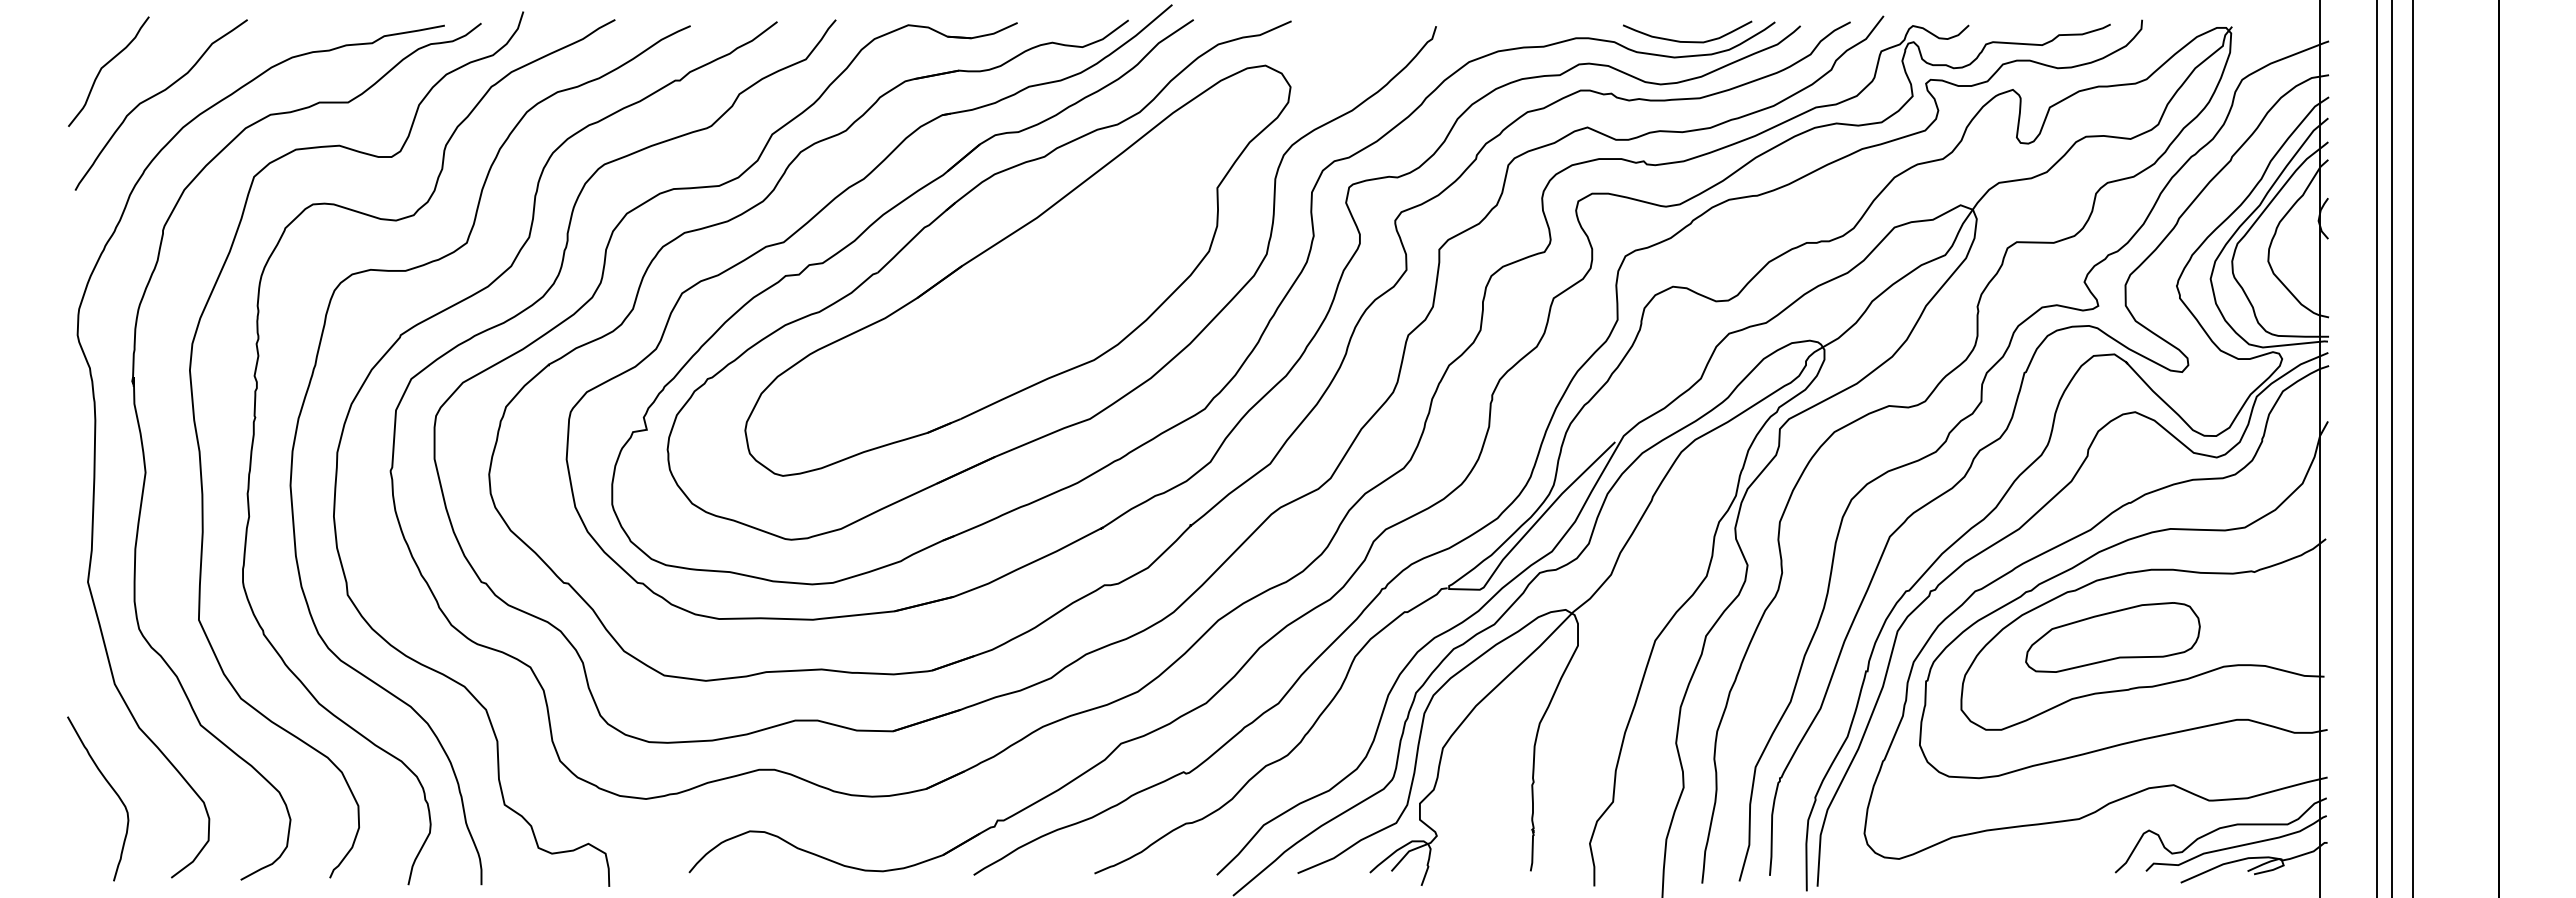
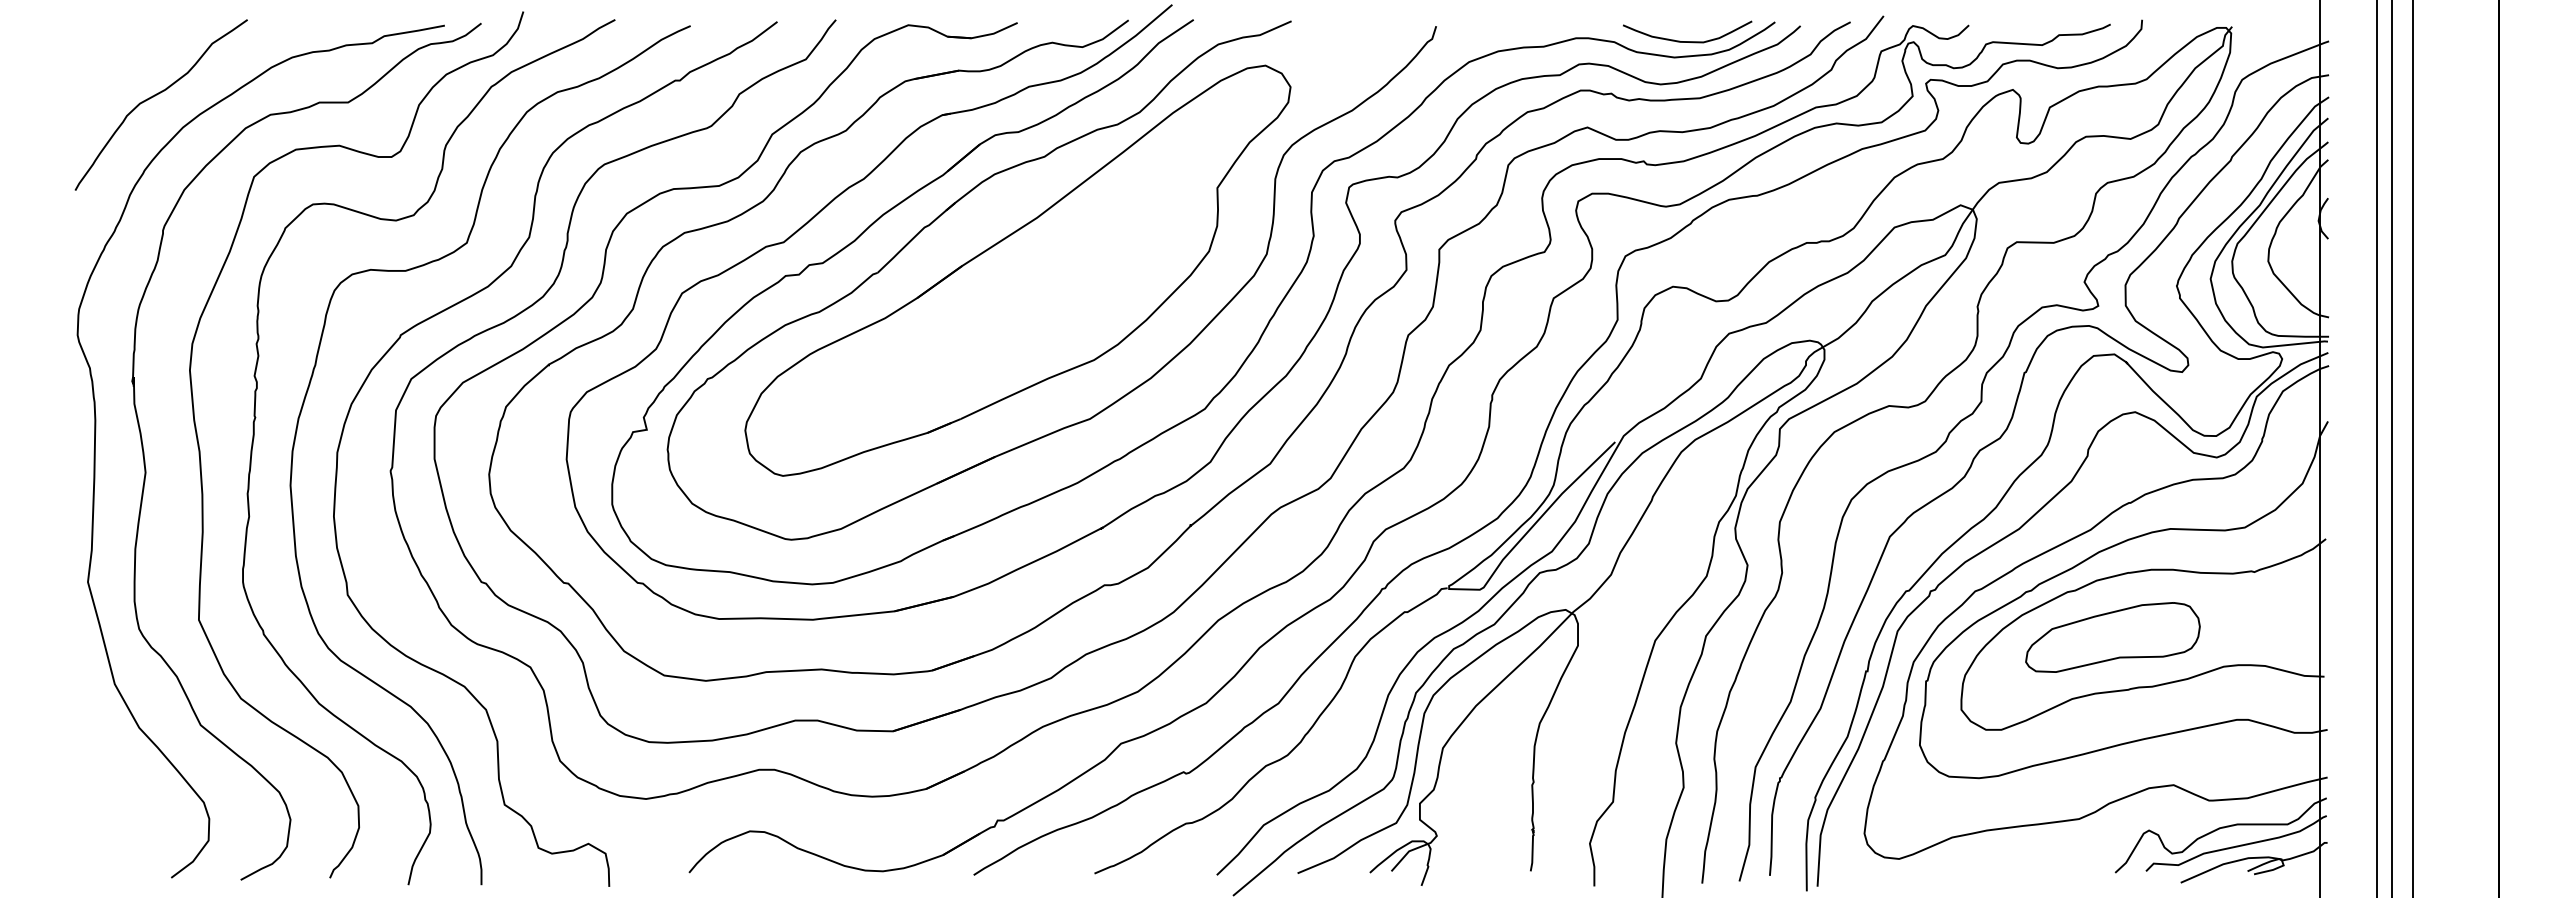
curve: present -> none (105, 66)
curve: present -> none (110, 787)
